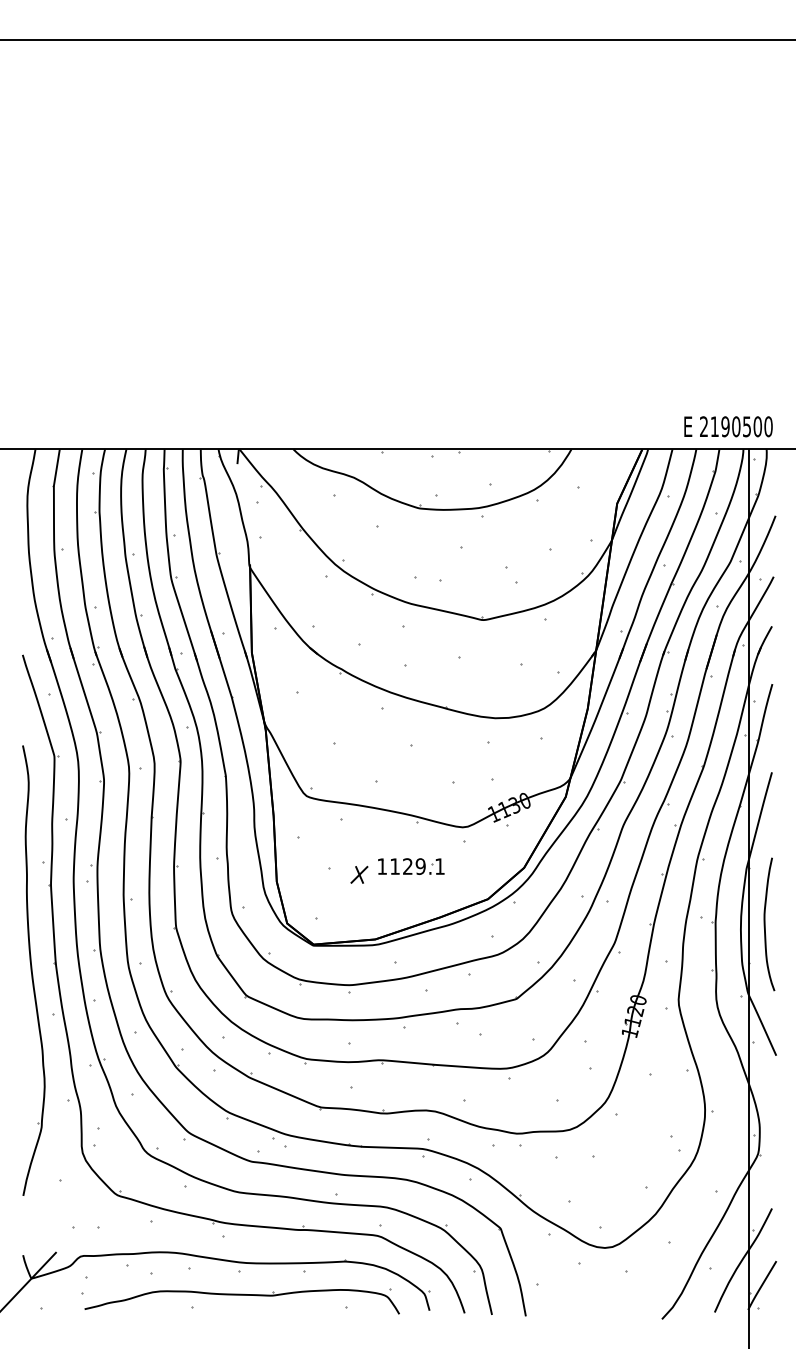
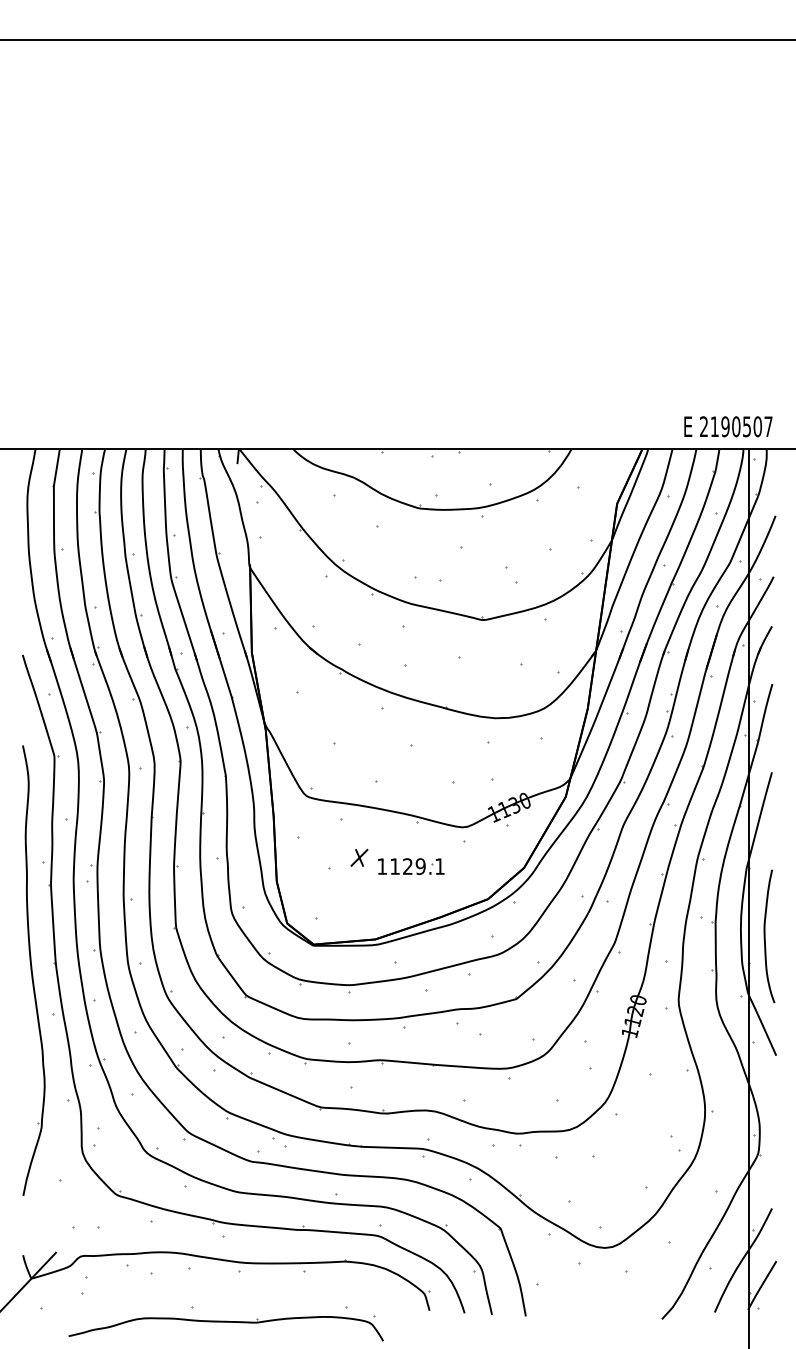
text: 2190500 -> 2190507 (768, 426)
part position: (359, 874) -> (359, 857) (359, 857)
curve position: (765, 924) -> (765, 936) (765, 936)
part position: (241, 1301) -> (225, 1328) (225, 1328)
